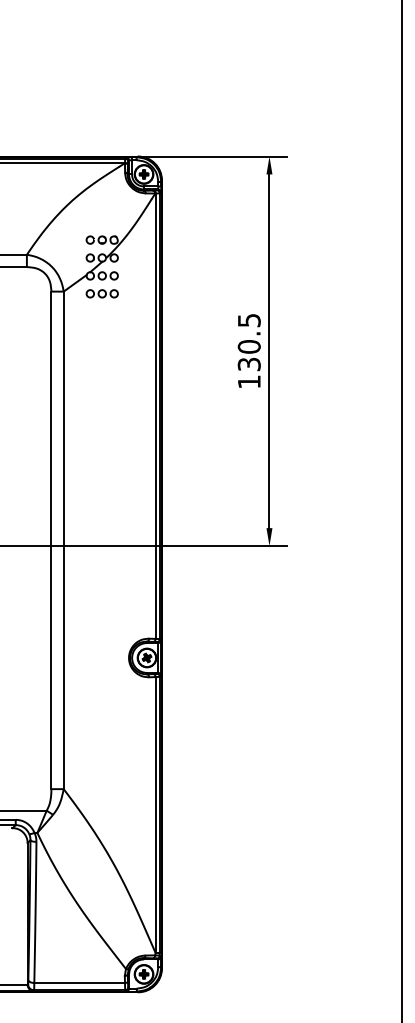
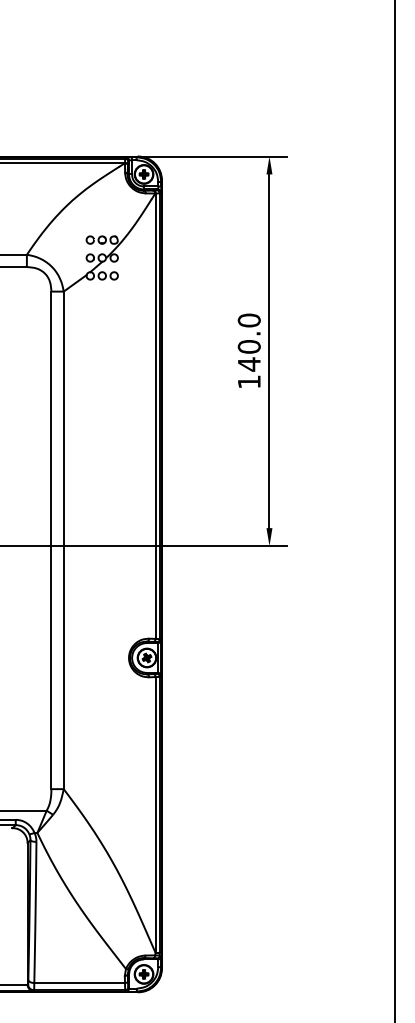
part: present -> none (101, 293)
text: 130.5 -> 140.0 (248, 342)
line position: (402, 510) -> (395, 510) (395, 510)
